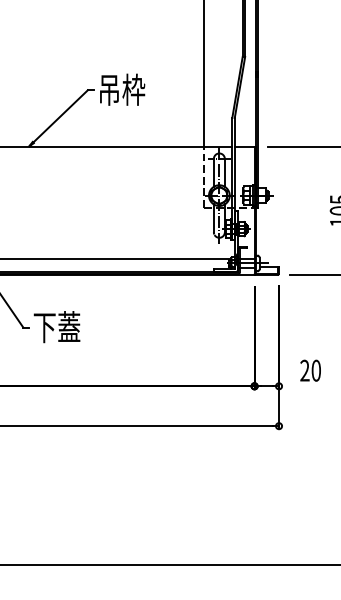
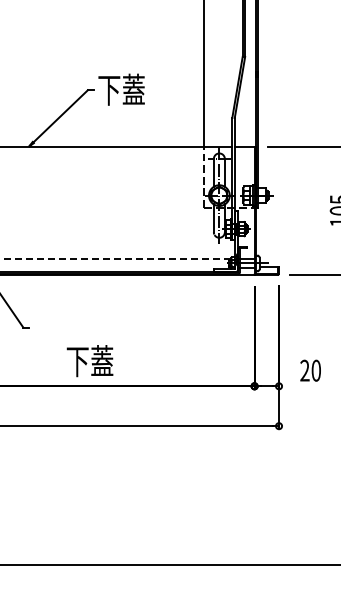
text: 吊枠 -> 下蓋 (121, 89)
line: solid -> dashed (115, 259)
text position: (56, 327) -> (89, 361) (89, 361)
